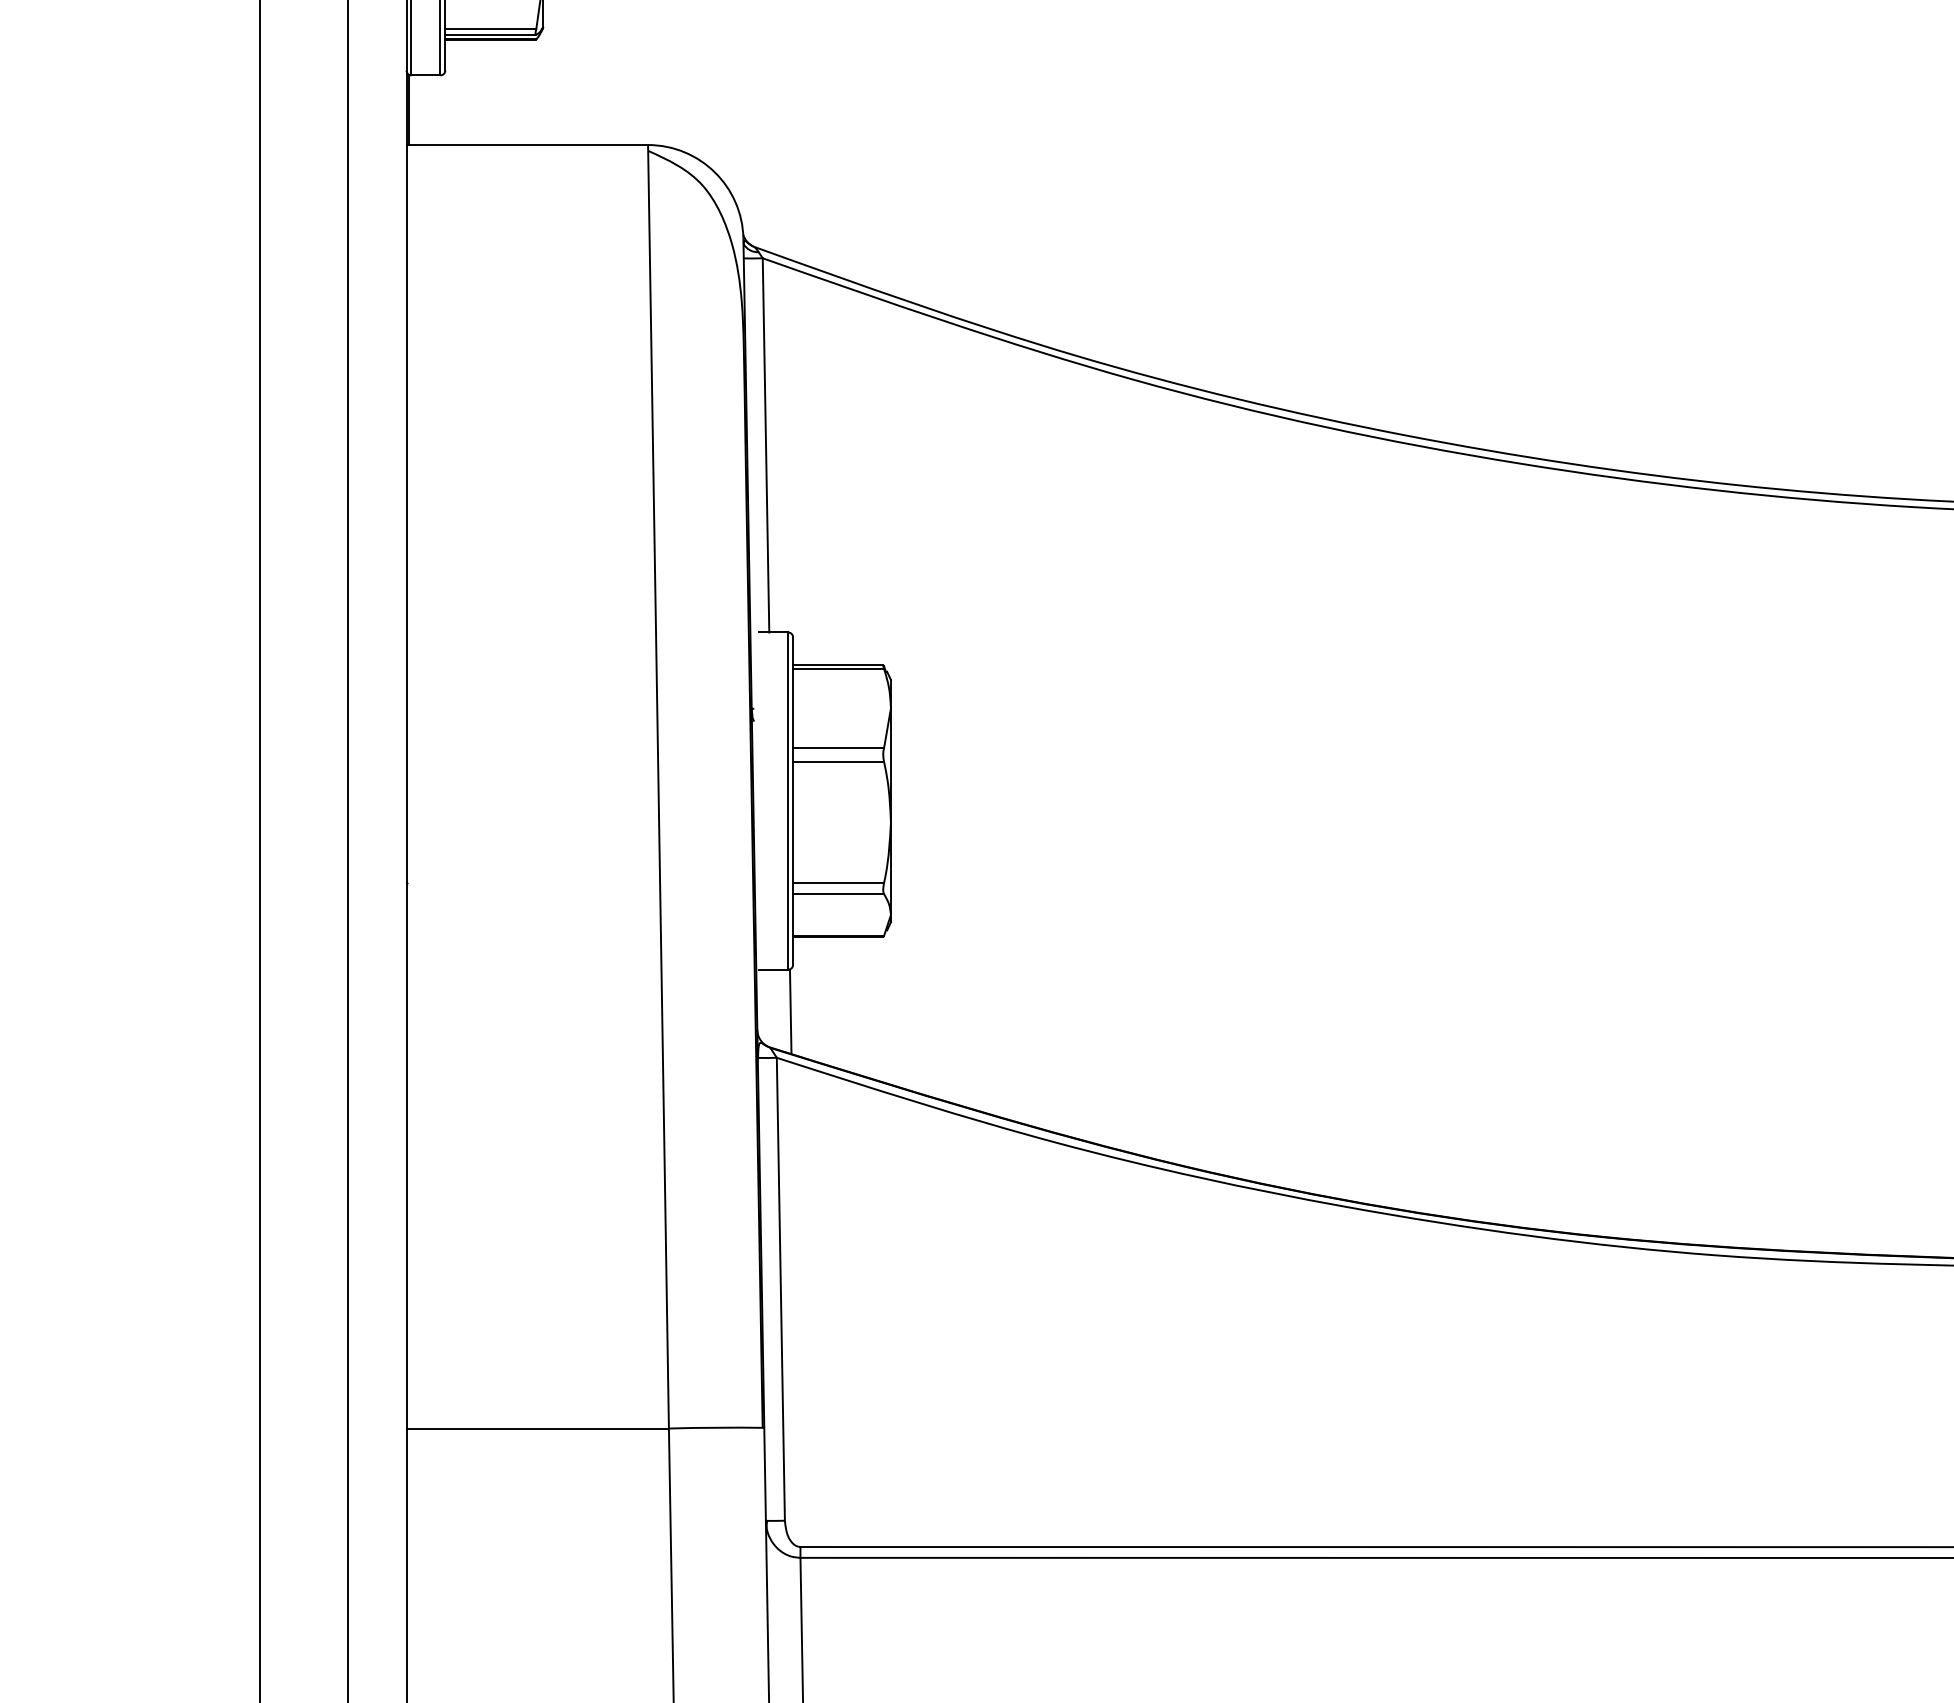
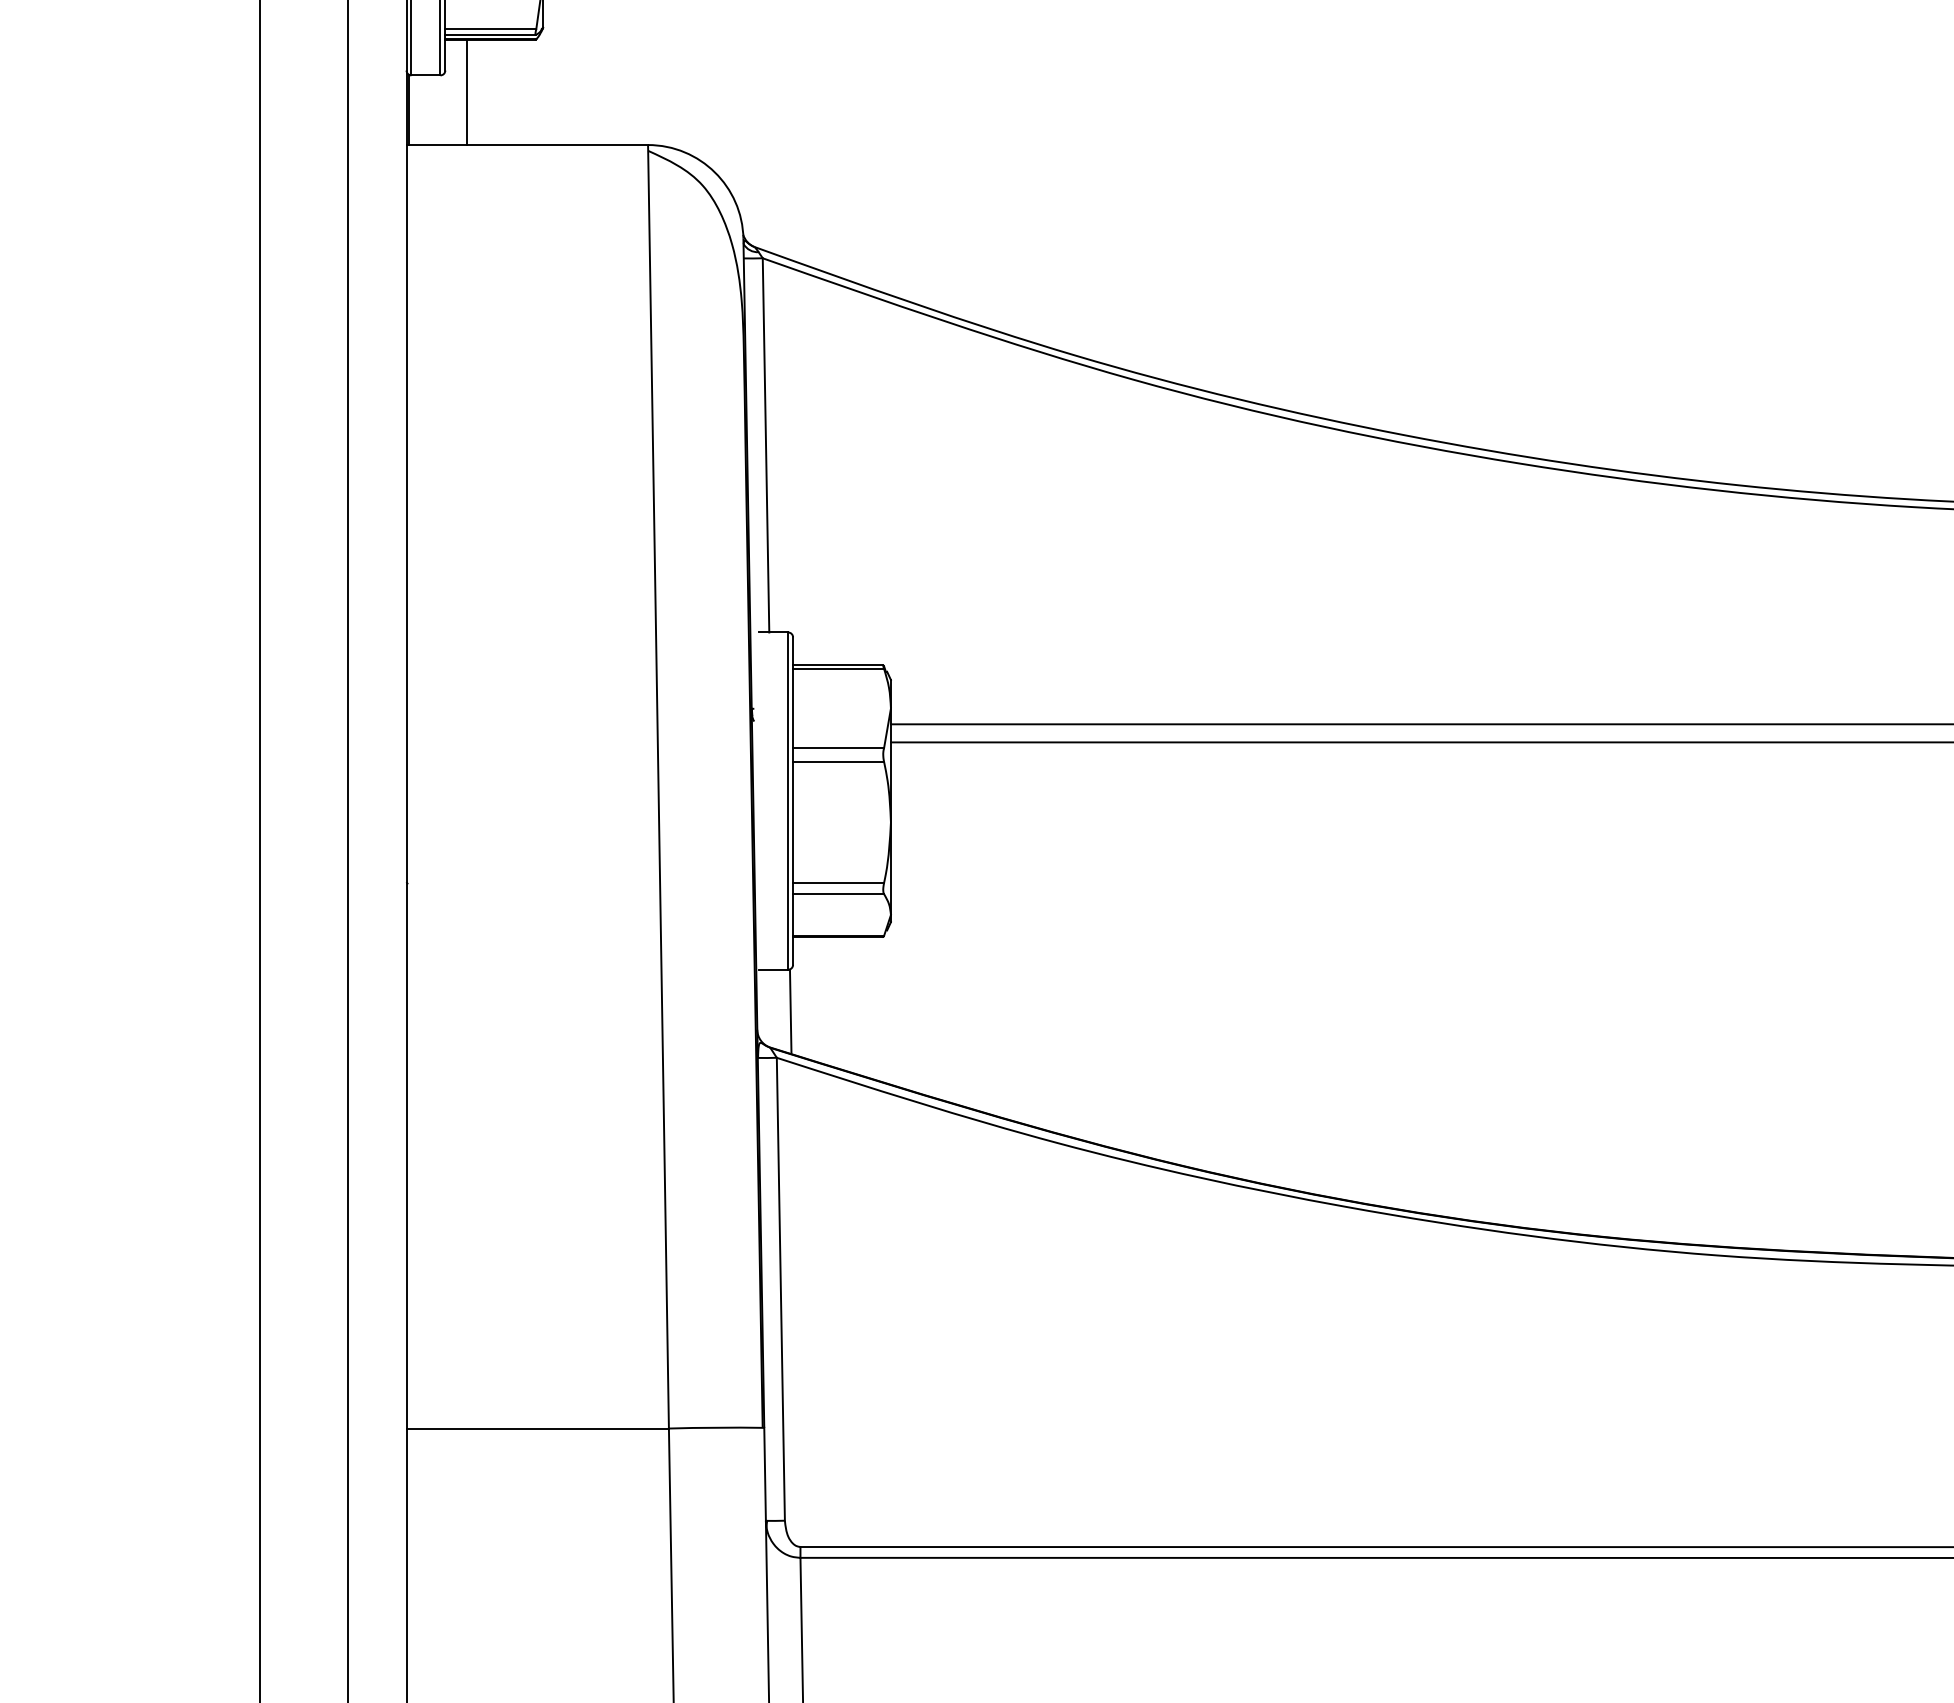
line: none -> present (467, 92)
line: none -> present (1420, 724)
line: none -> present (1420, 742)
